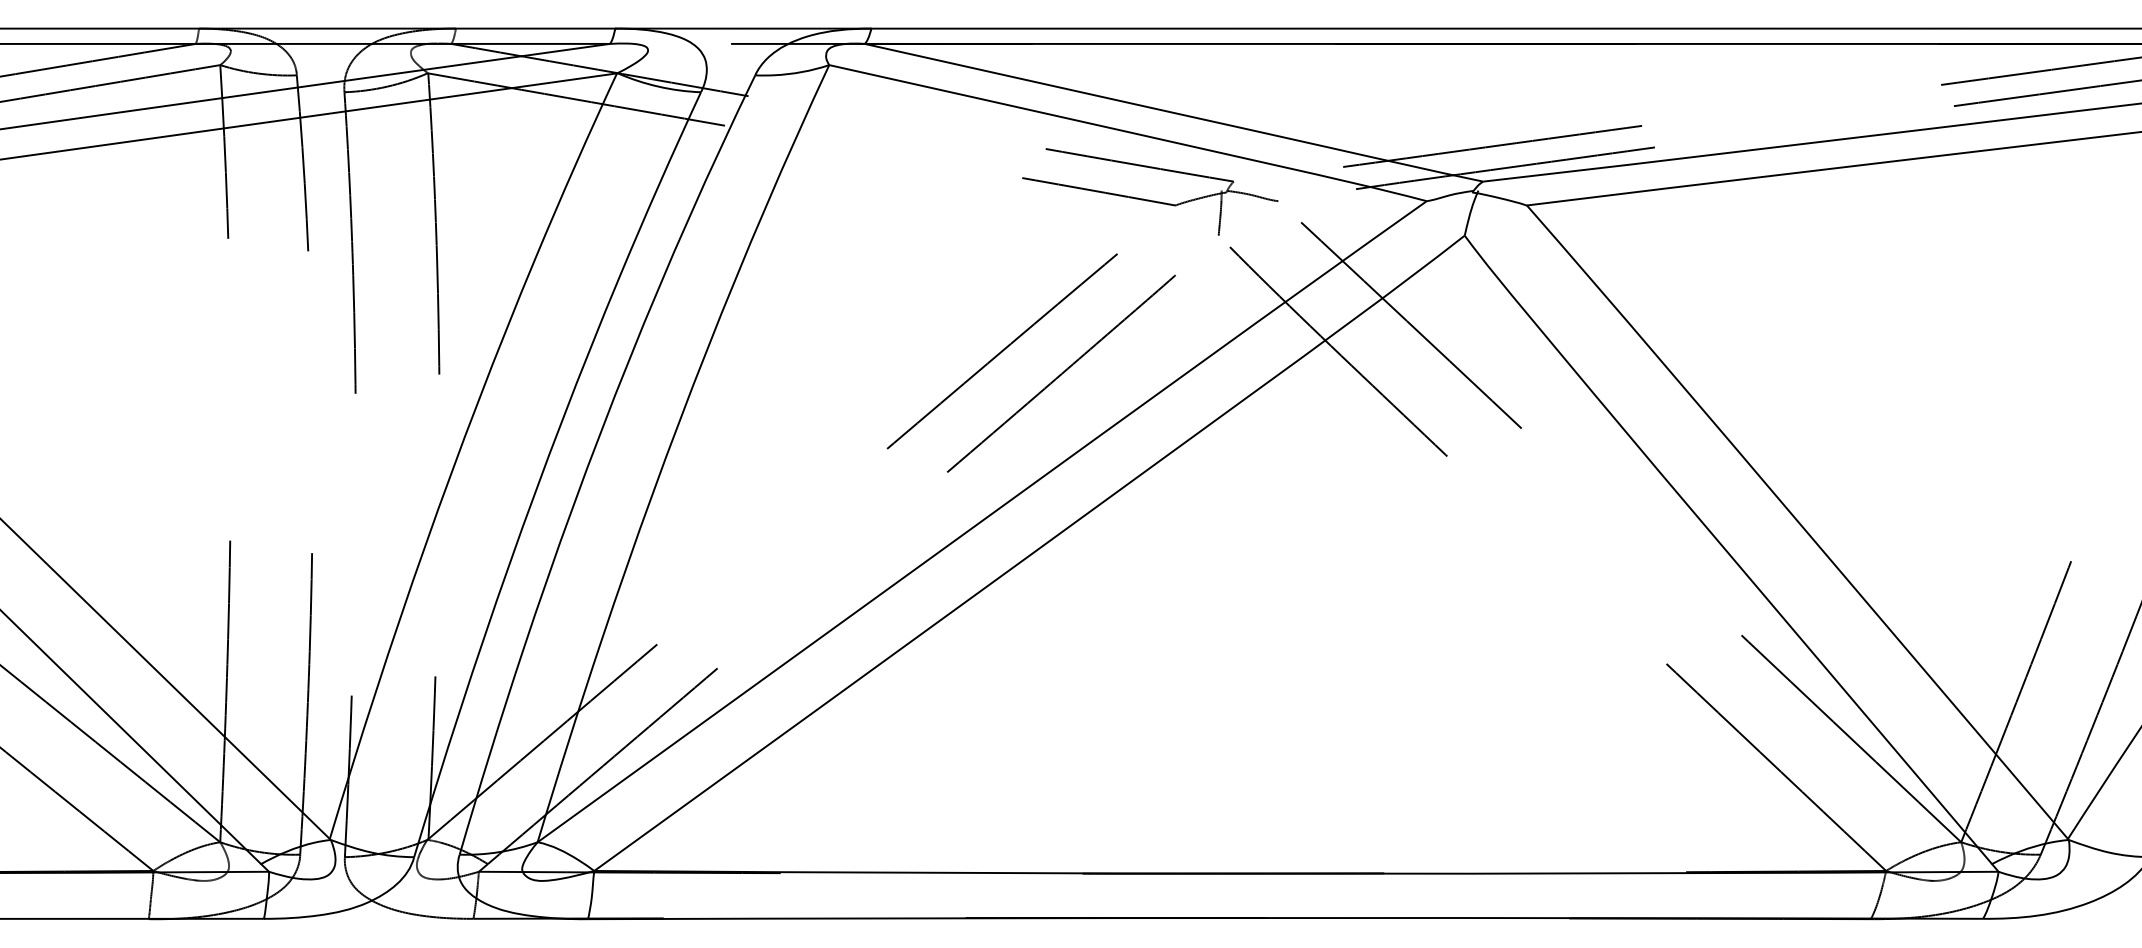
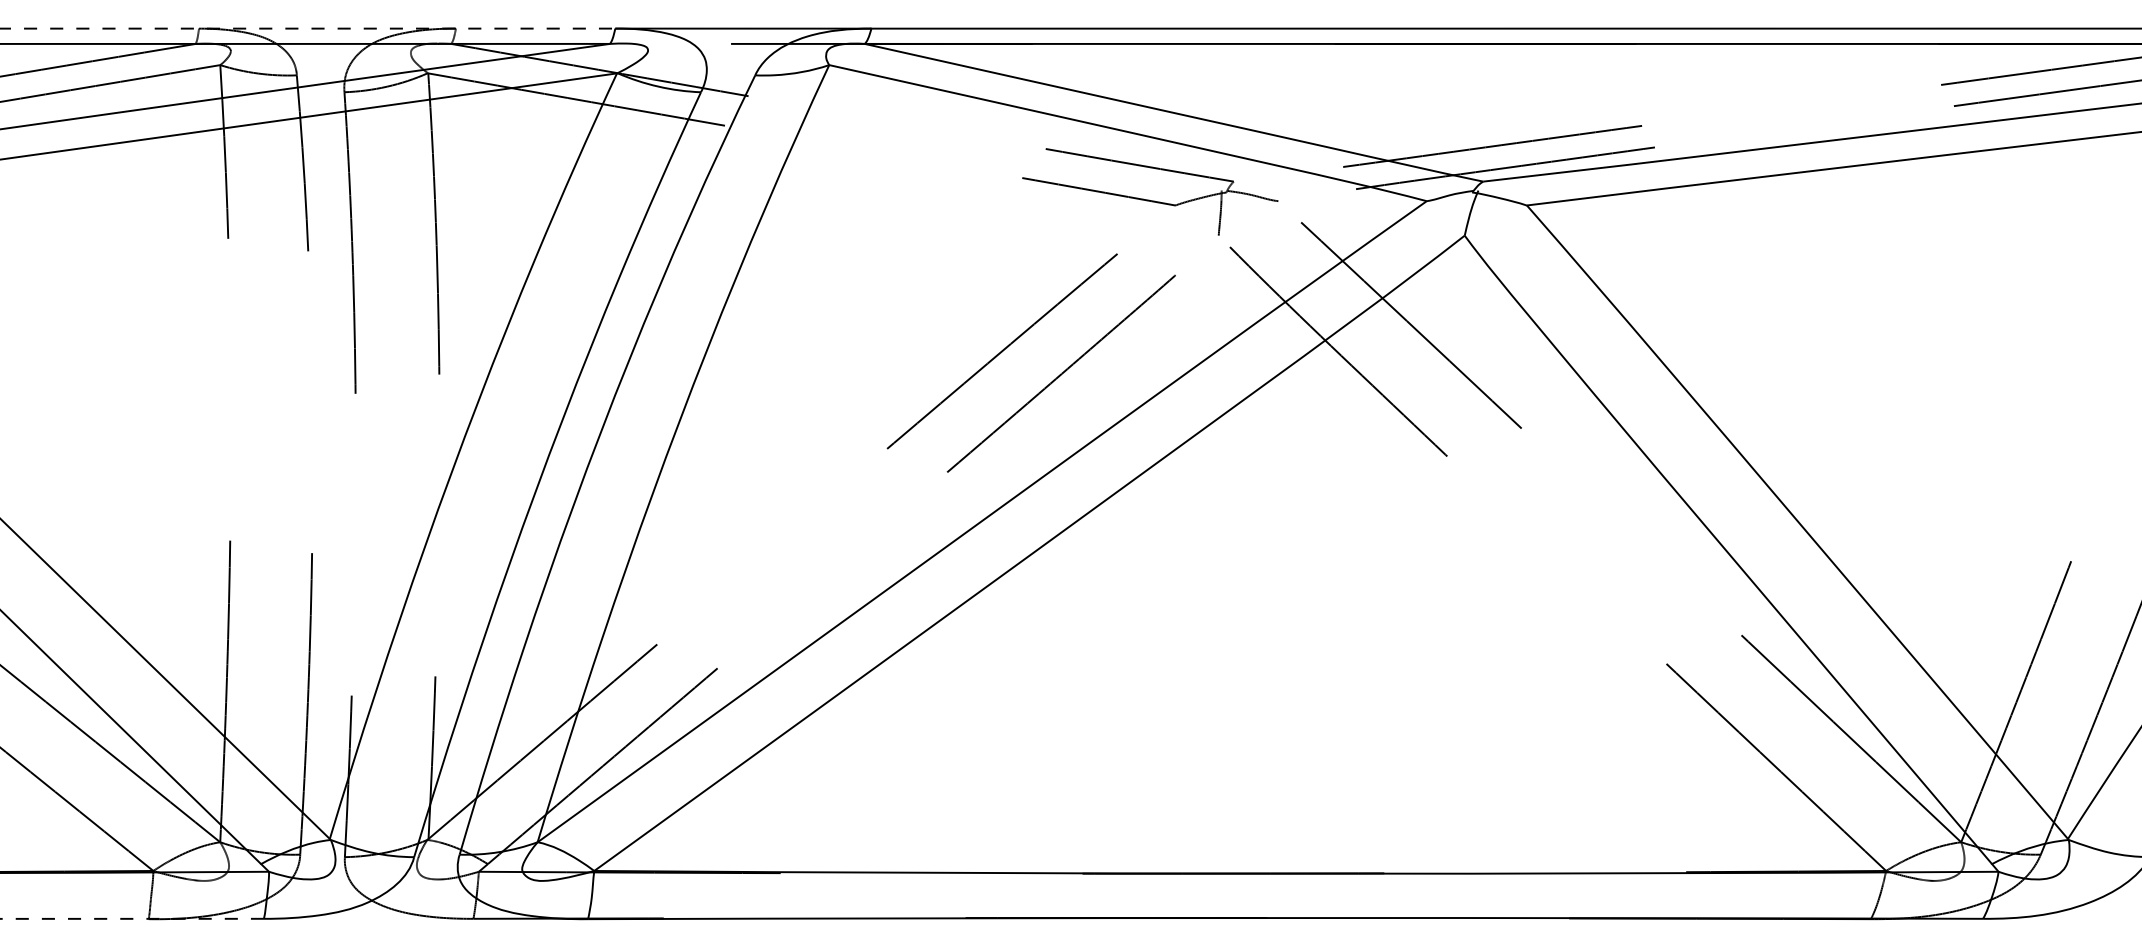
line: solid -> dashed (308, 28)
line: solid -> dashed (132, 918)
